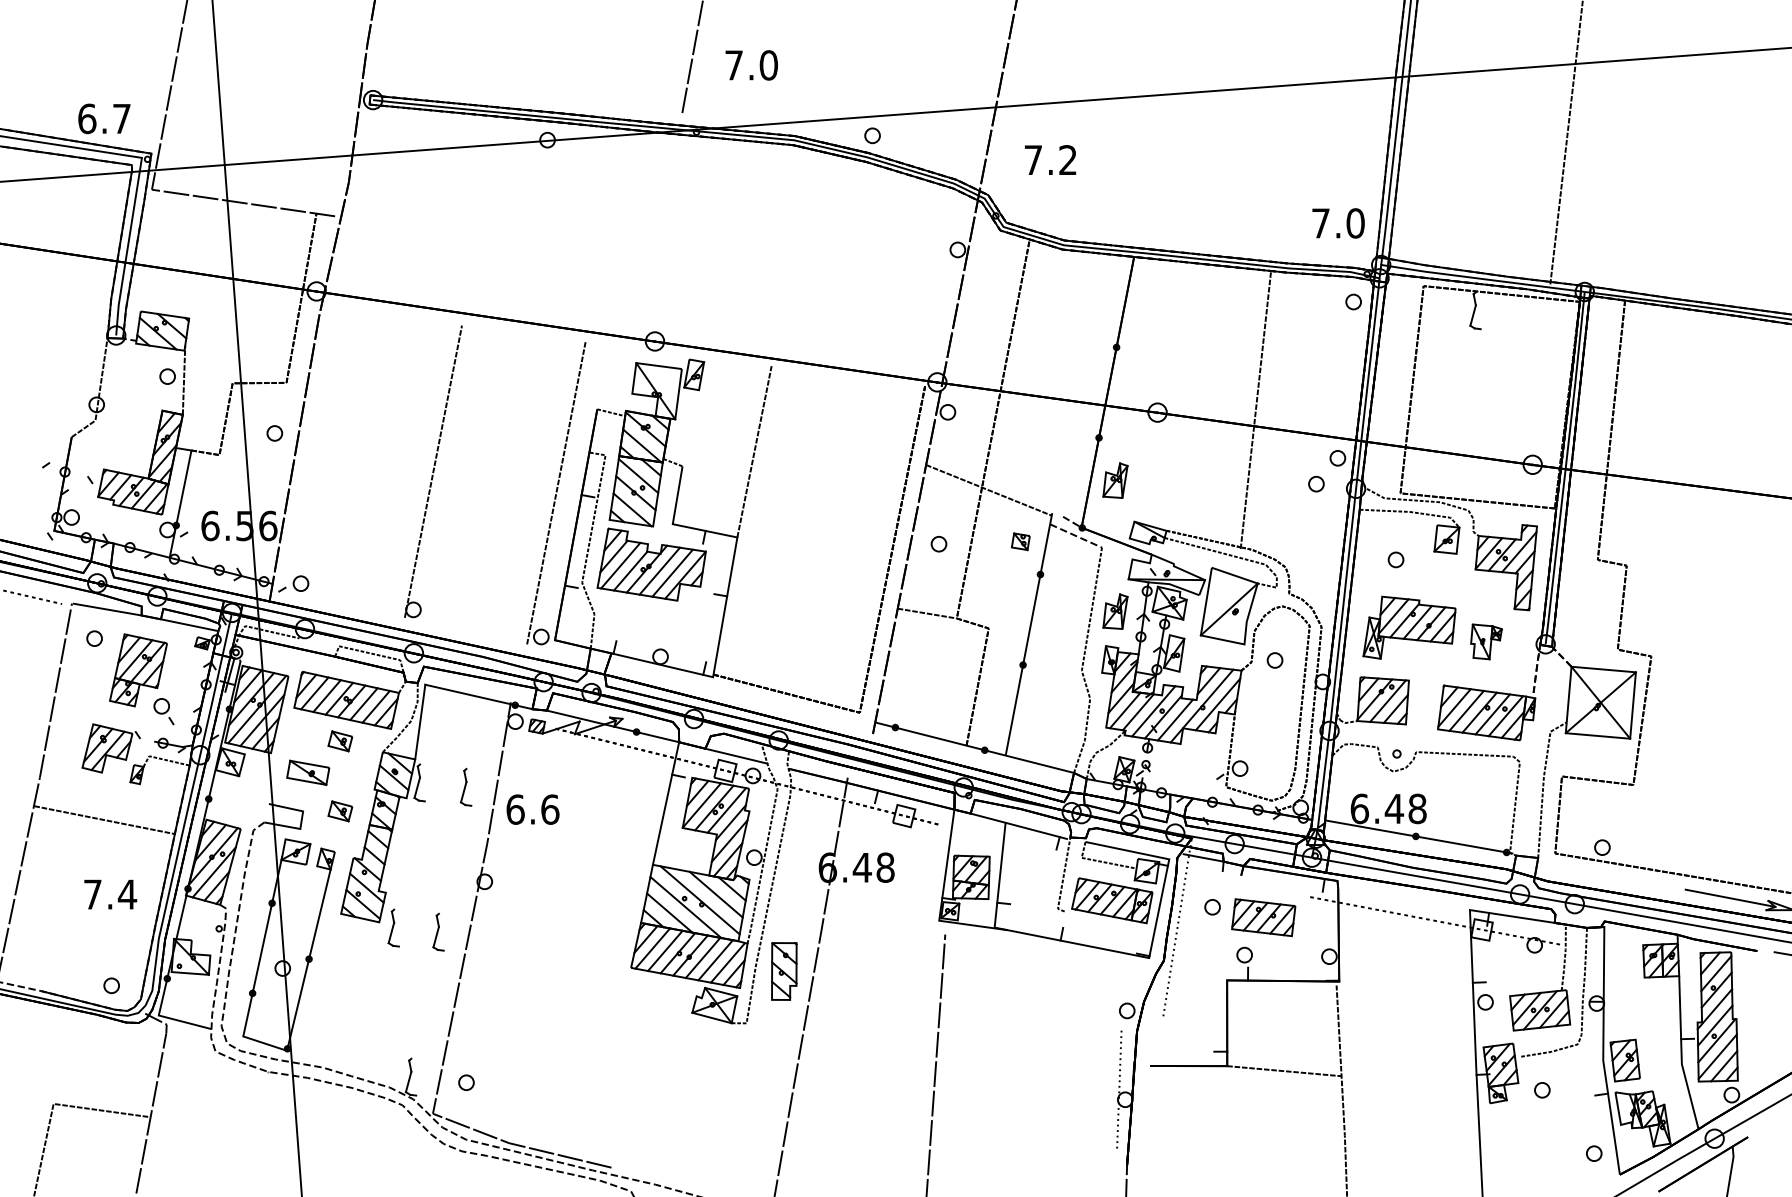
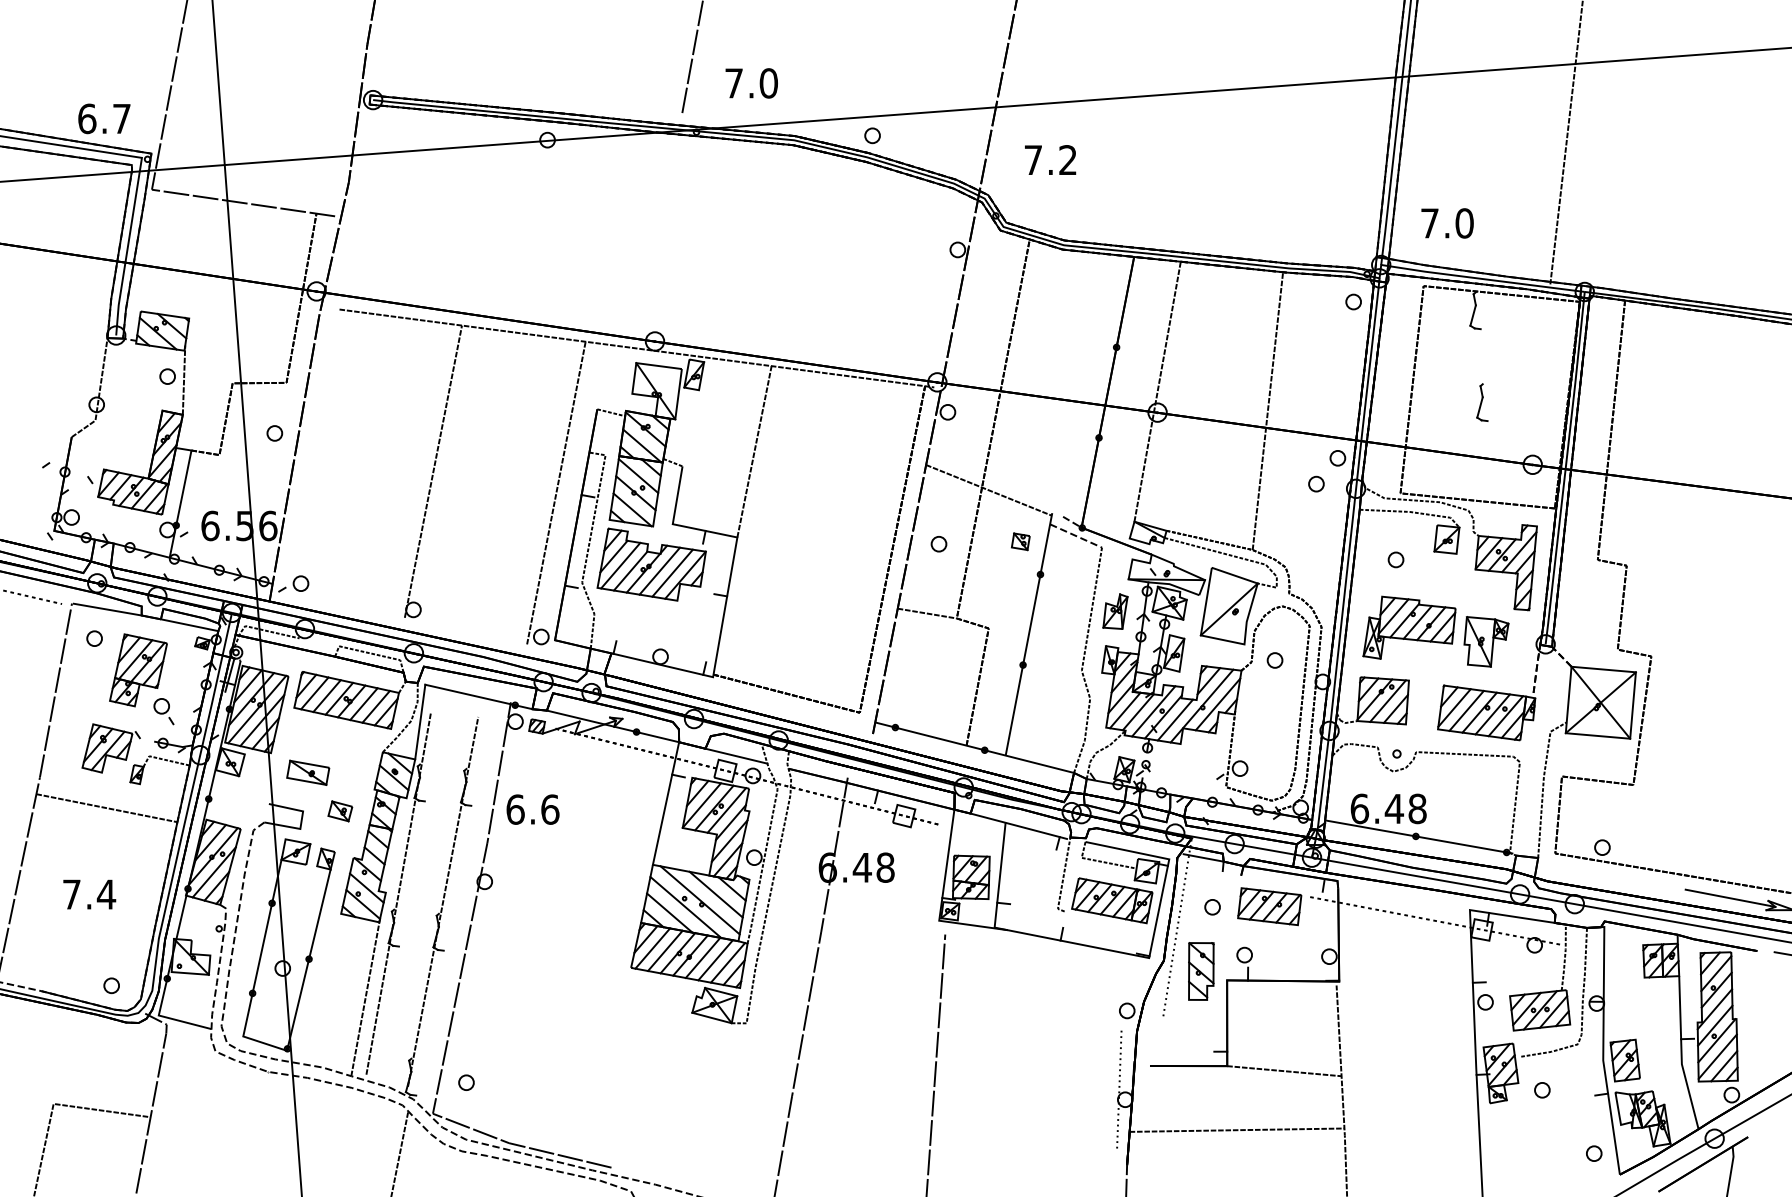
text position: (751, 65) -> (751, 83) (751, 83)
text position: (1338, 223) -> (1447, 223) (1447, 223)
line: none -> present (636, 348)
line: none -> present (1157, 391)
part: none -> present (1482, 402)
line position: (1255, 410) -> (1267, 411) (1267, 411)
part: present -> none (1115, 480)
part size: 33x38 px -> 47x52 px (1486, 641)
part: present -> none (340, 741)
line position: (104, 820) -> (106, 808) (106, 808)
line: none -> present (398, 893)
text position: (110, 894) -> (89, 894) (89, 894)
line: none -> present (443, 901)
part position: (1263, 917) -> (1269, 906) (1269, 906)
part position: (784, 971) -> (1201, 971) (1201, 971)
line: none -> present (365, 997)
line: none -> present (1236, 1129)
line: none -> present (399, 1152)
